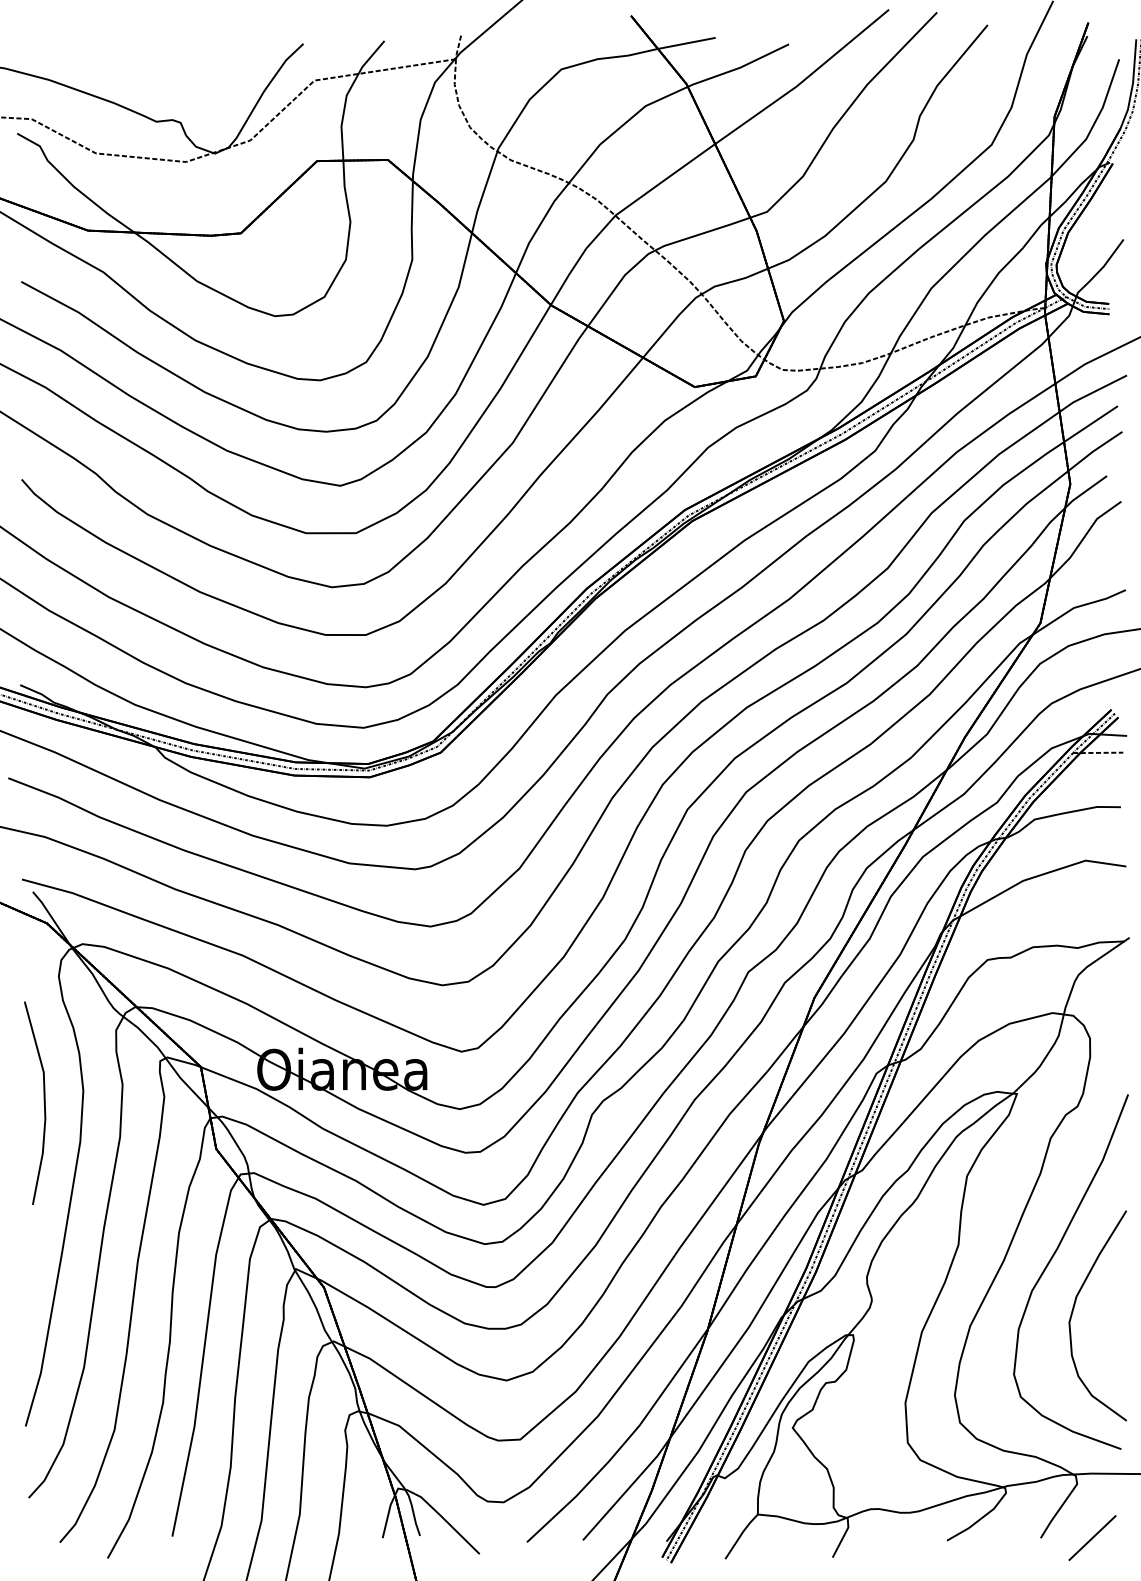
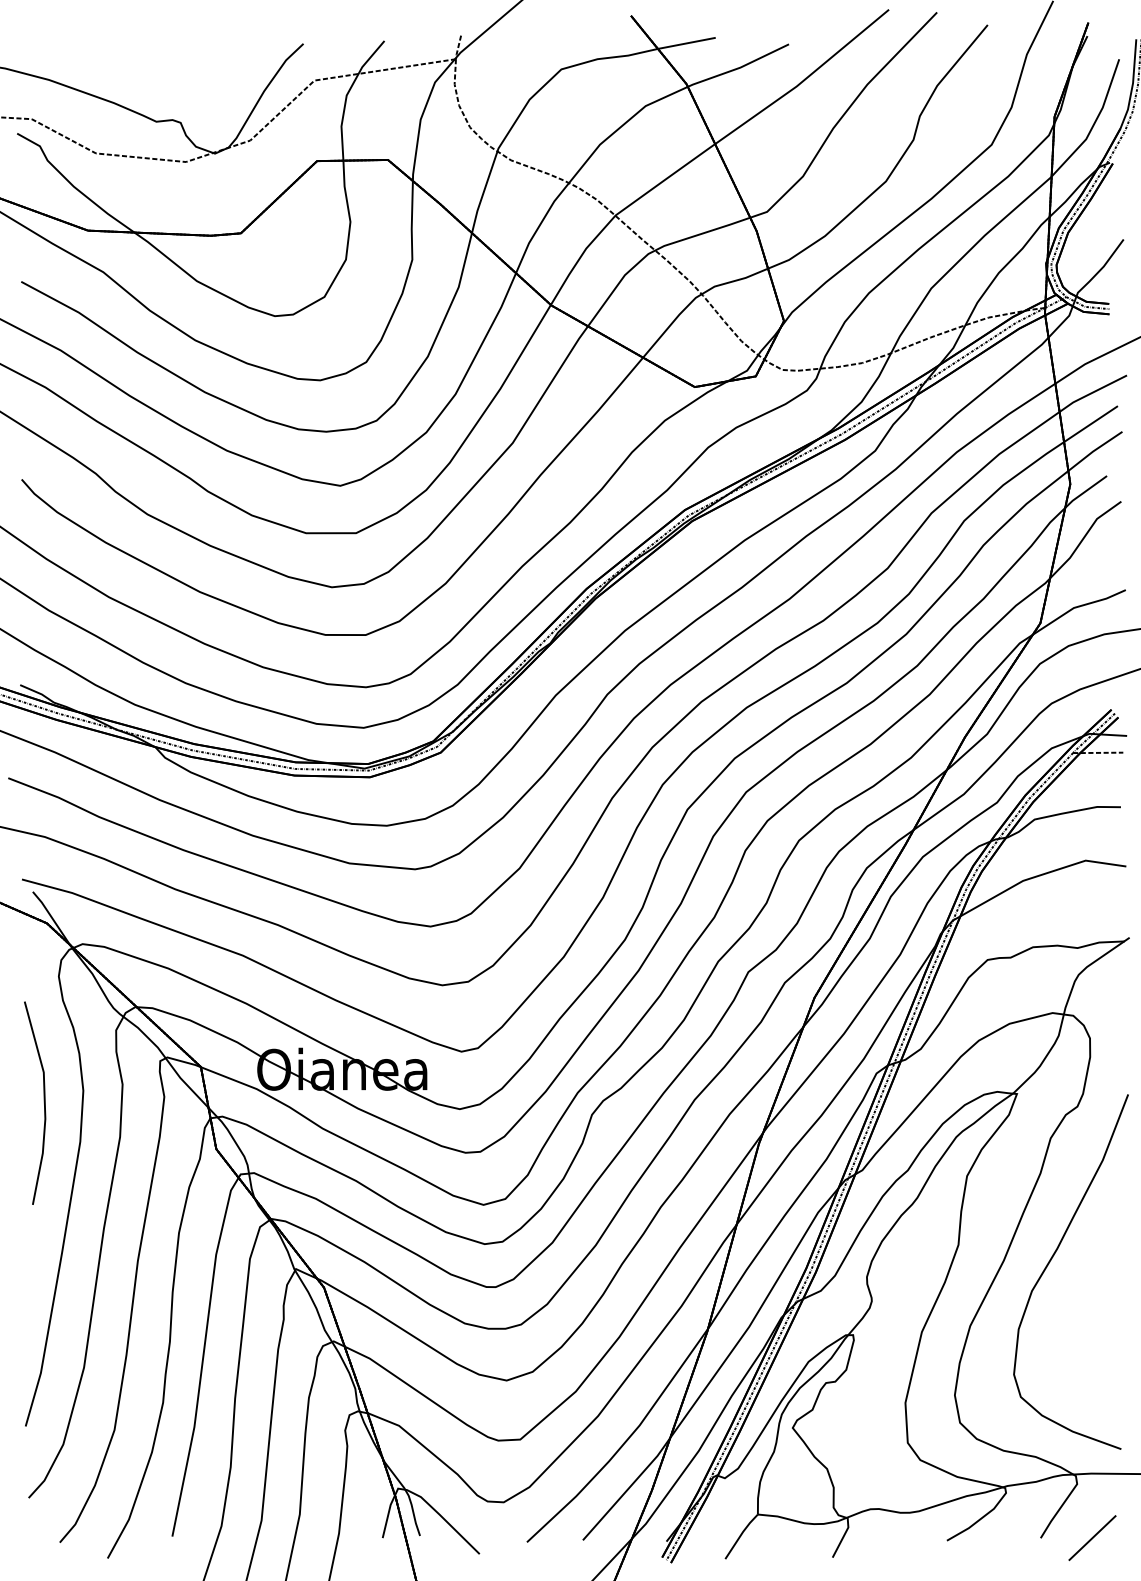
curve: present -> none (1074, 1308)
